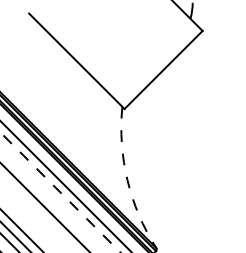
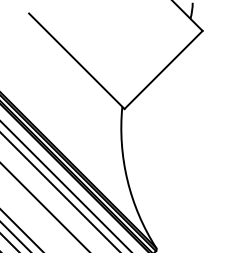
arc: dashed -> solid (127, 180)
line: dashed -> solid (60, 192)
